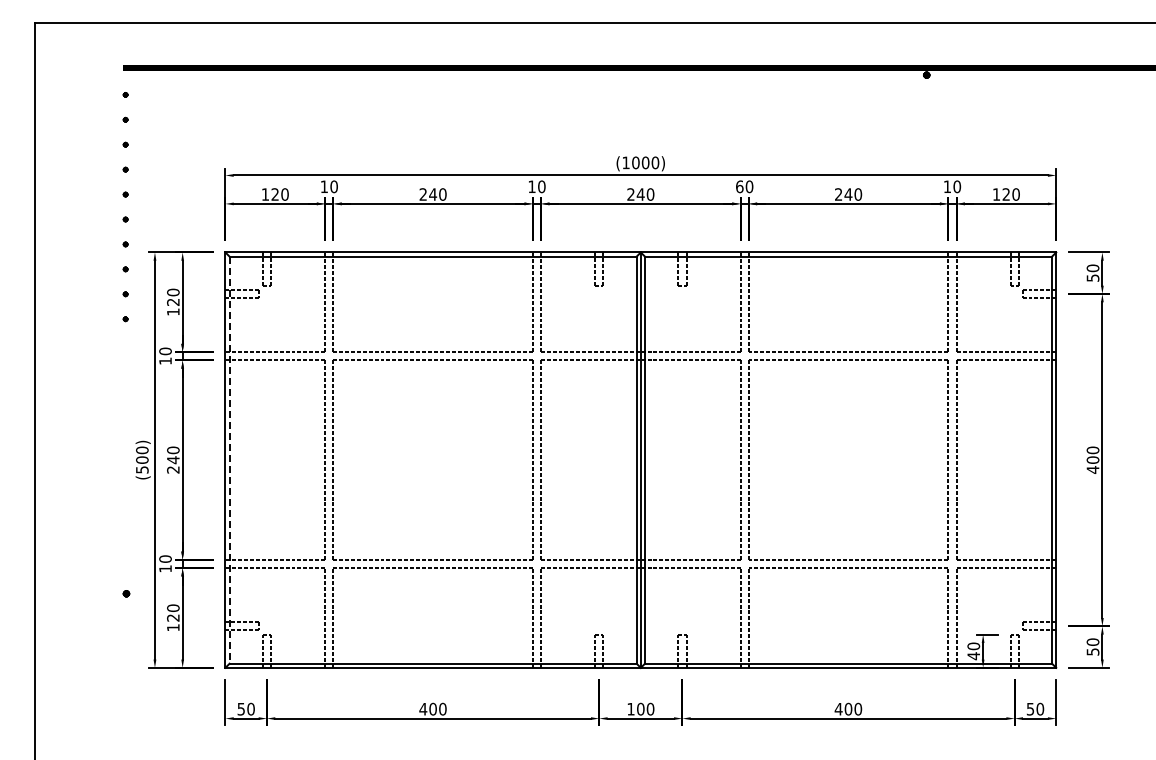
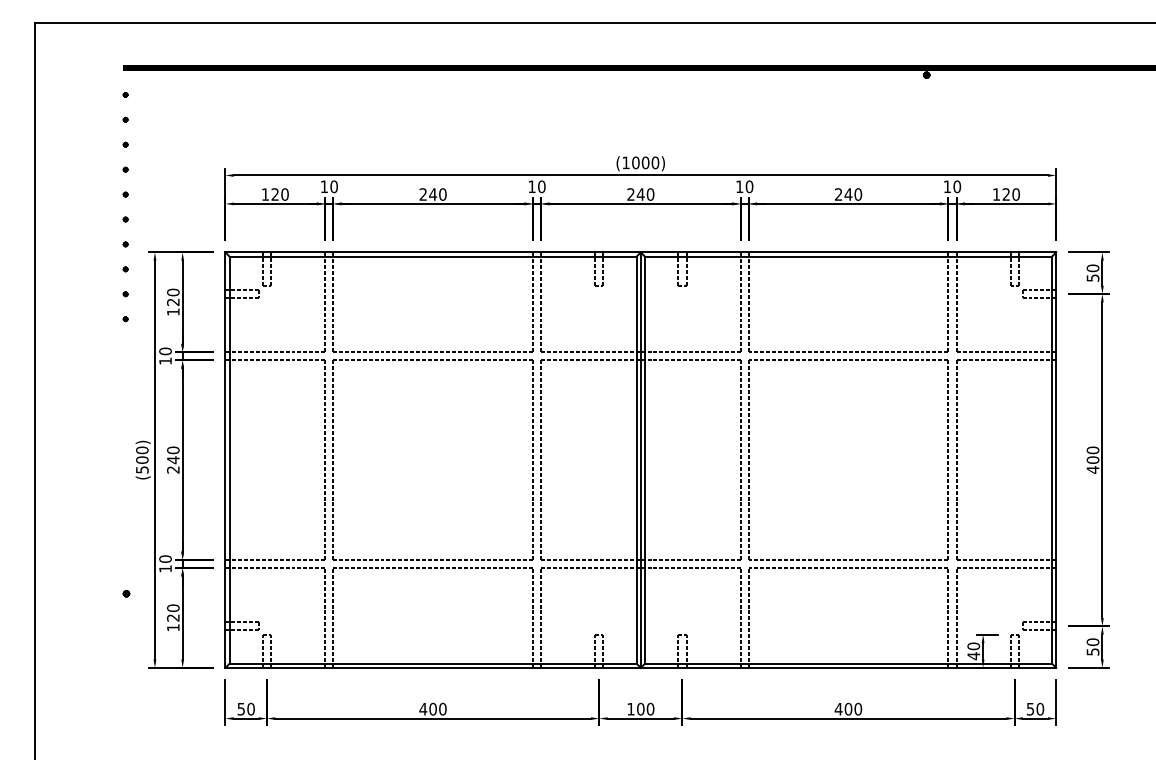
text: 60 -> 10 (739, 186)
line: dashed -> solid (229, 460)
